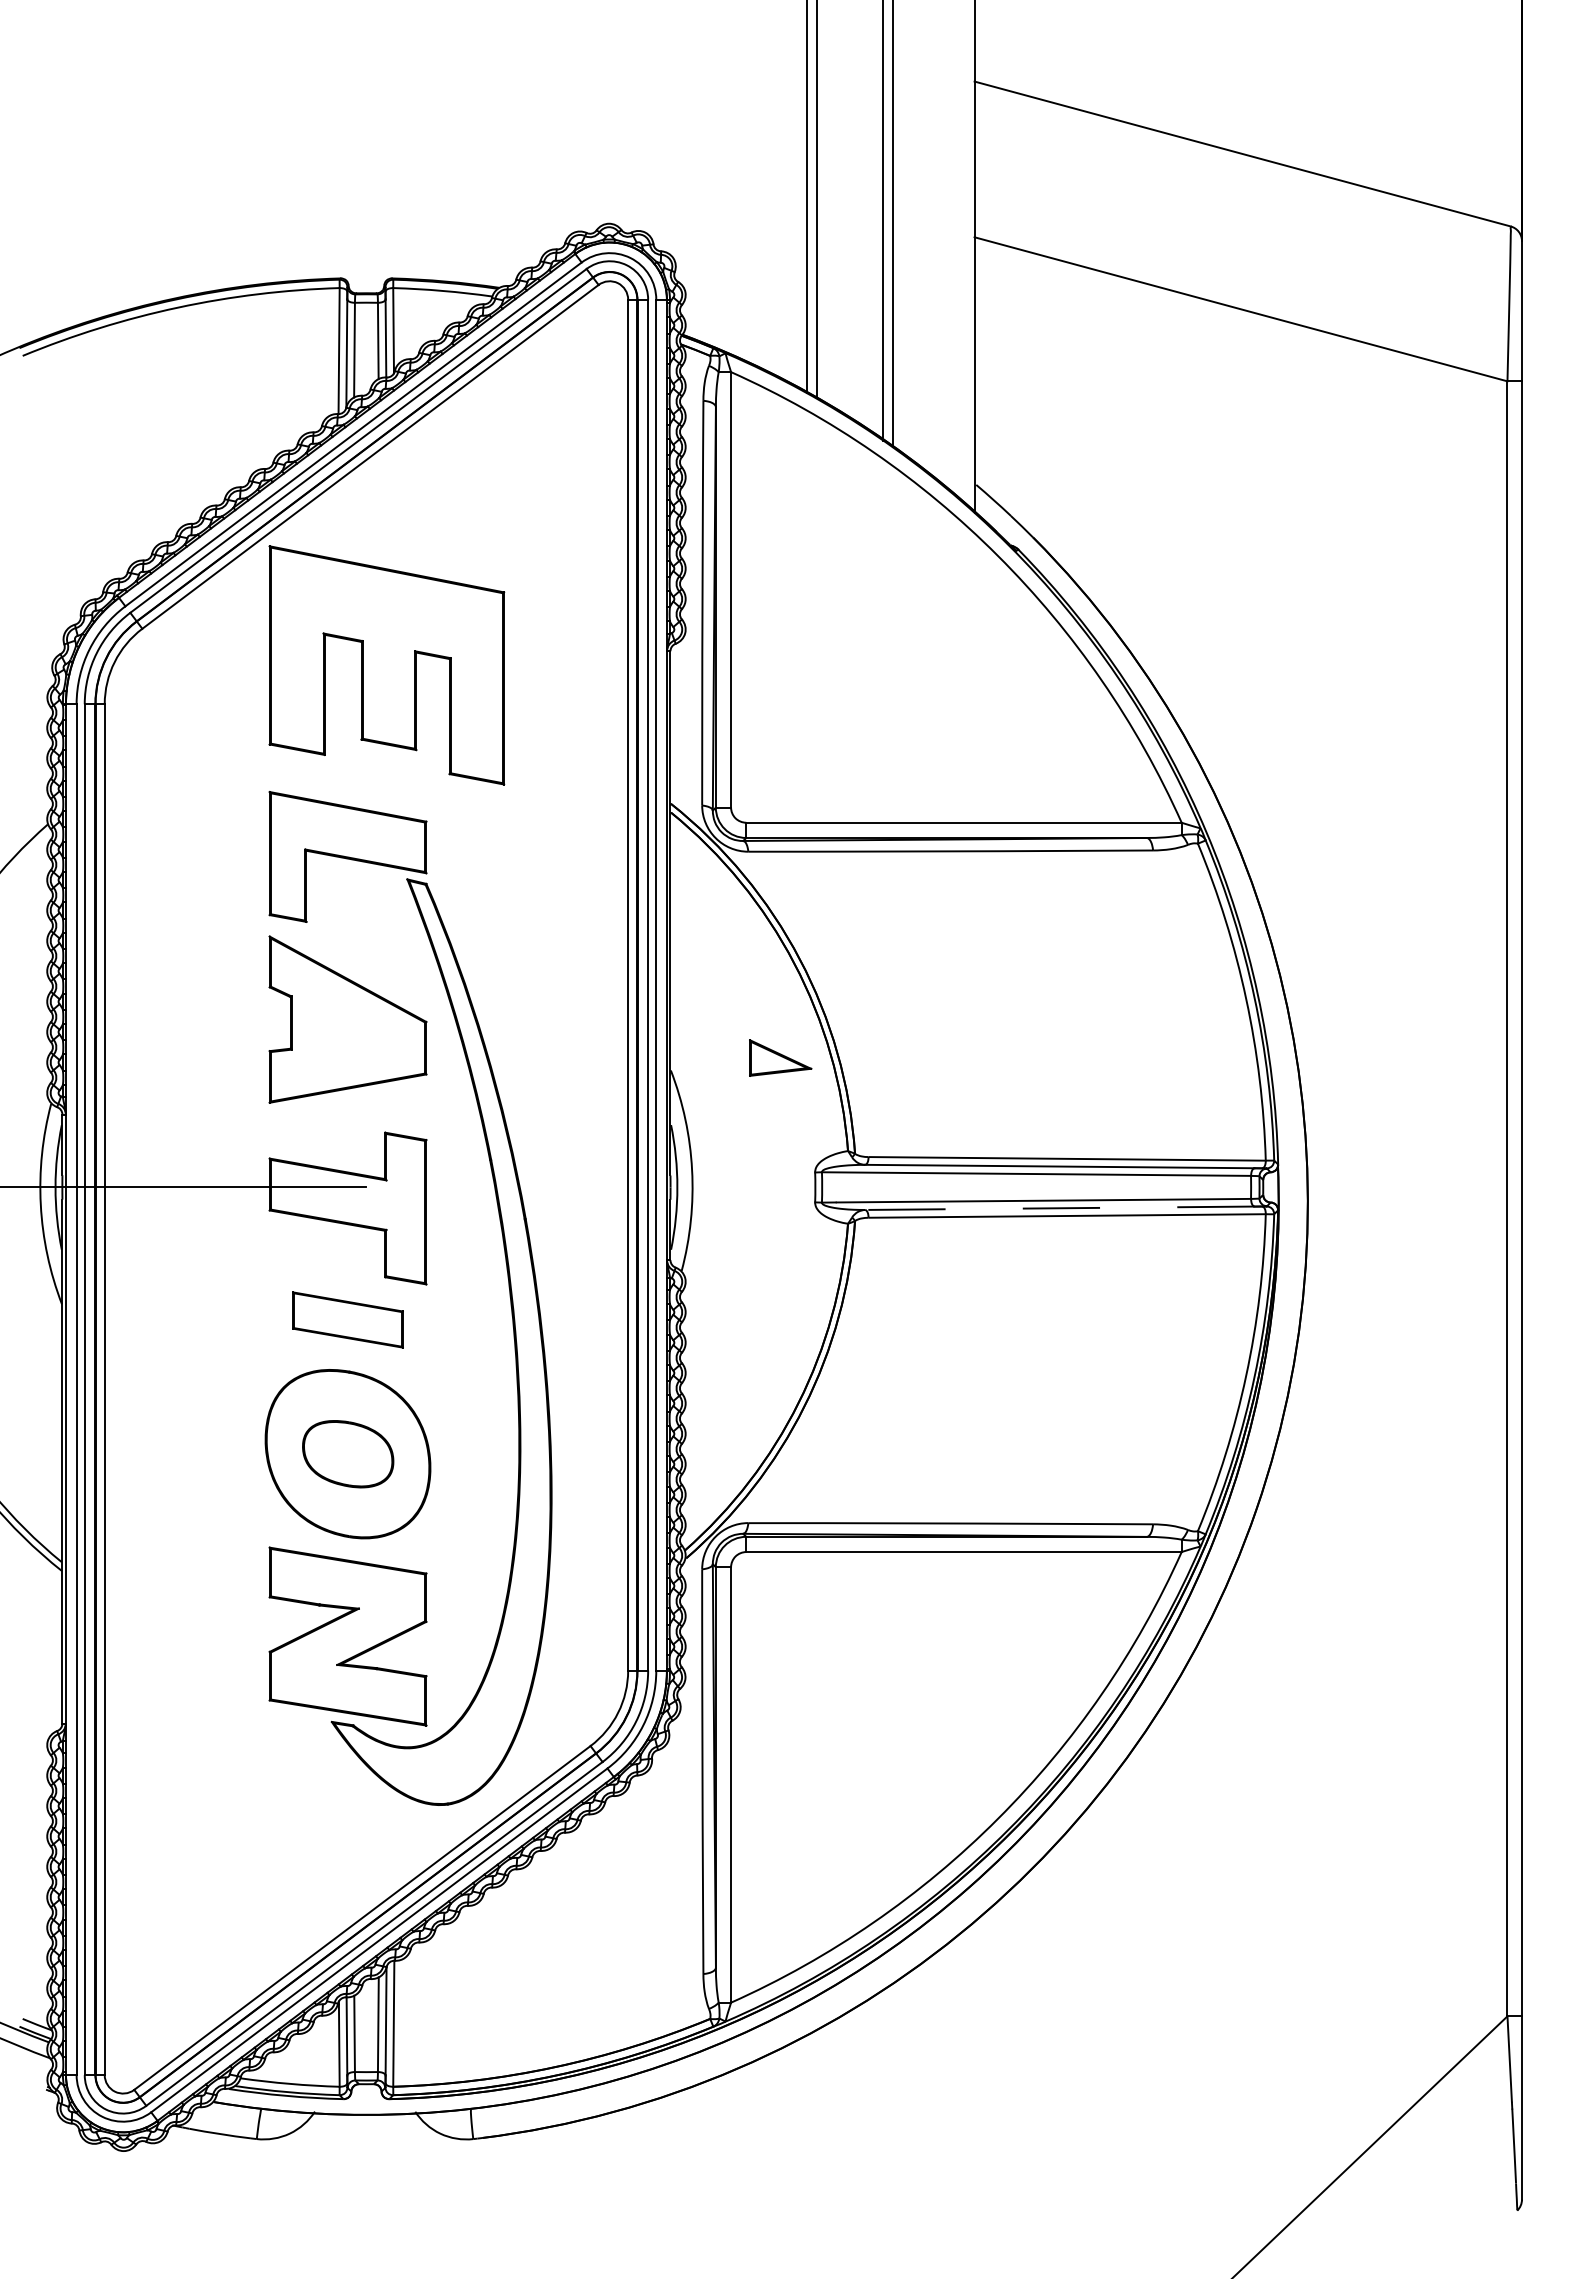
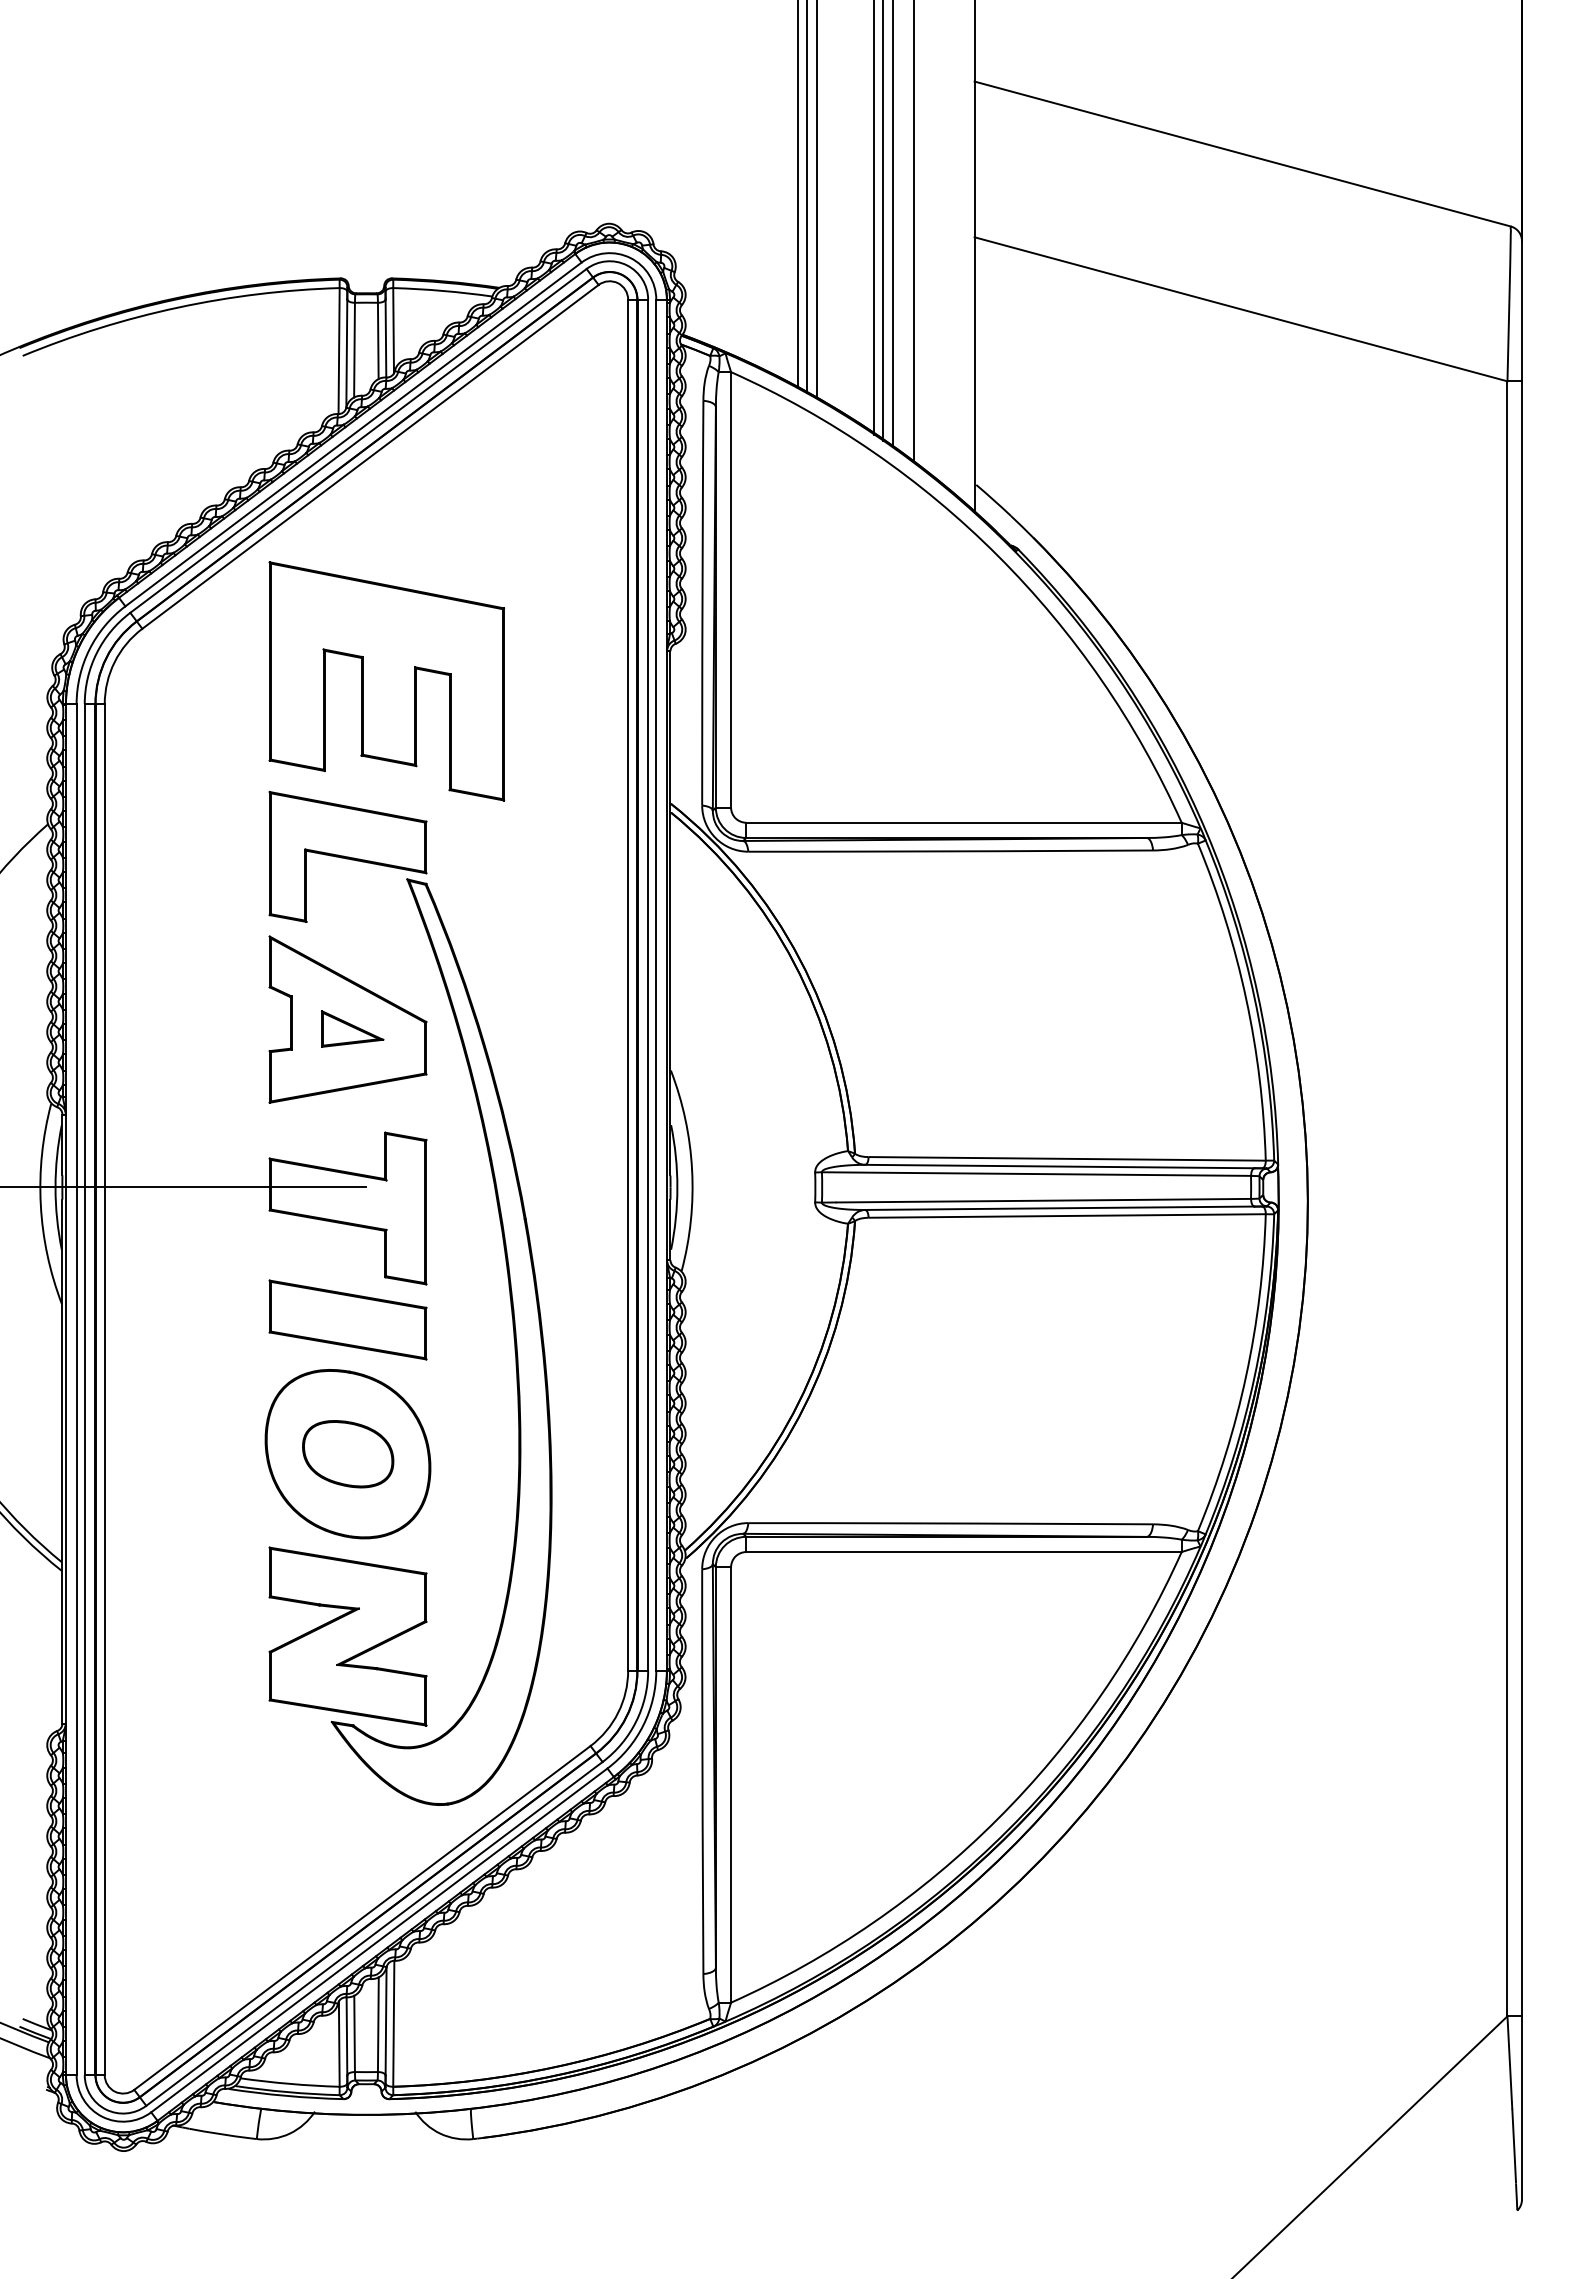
line: none -> present (798, 195)
line: none -> present (874, 218)
line: none -> present (913, 231)
part position: (386, 665) -> (386, 681) (386, 681)
part position: (780, 1057) -> (352, 1028) (352, 1028)
line: dashed -> solid (1059, 1208)
part size: 112x58 px -> 160x82 px (347, 1319)
